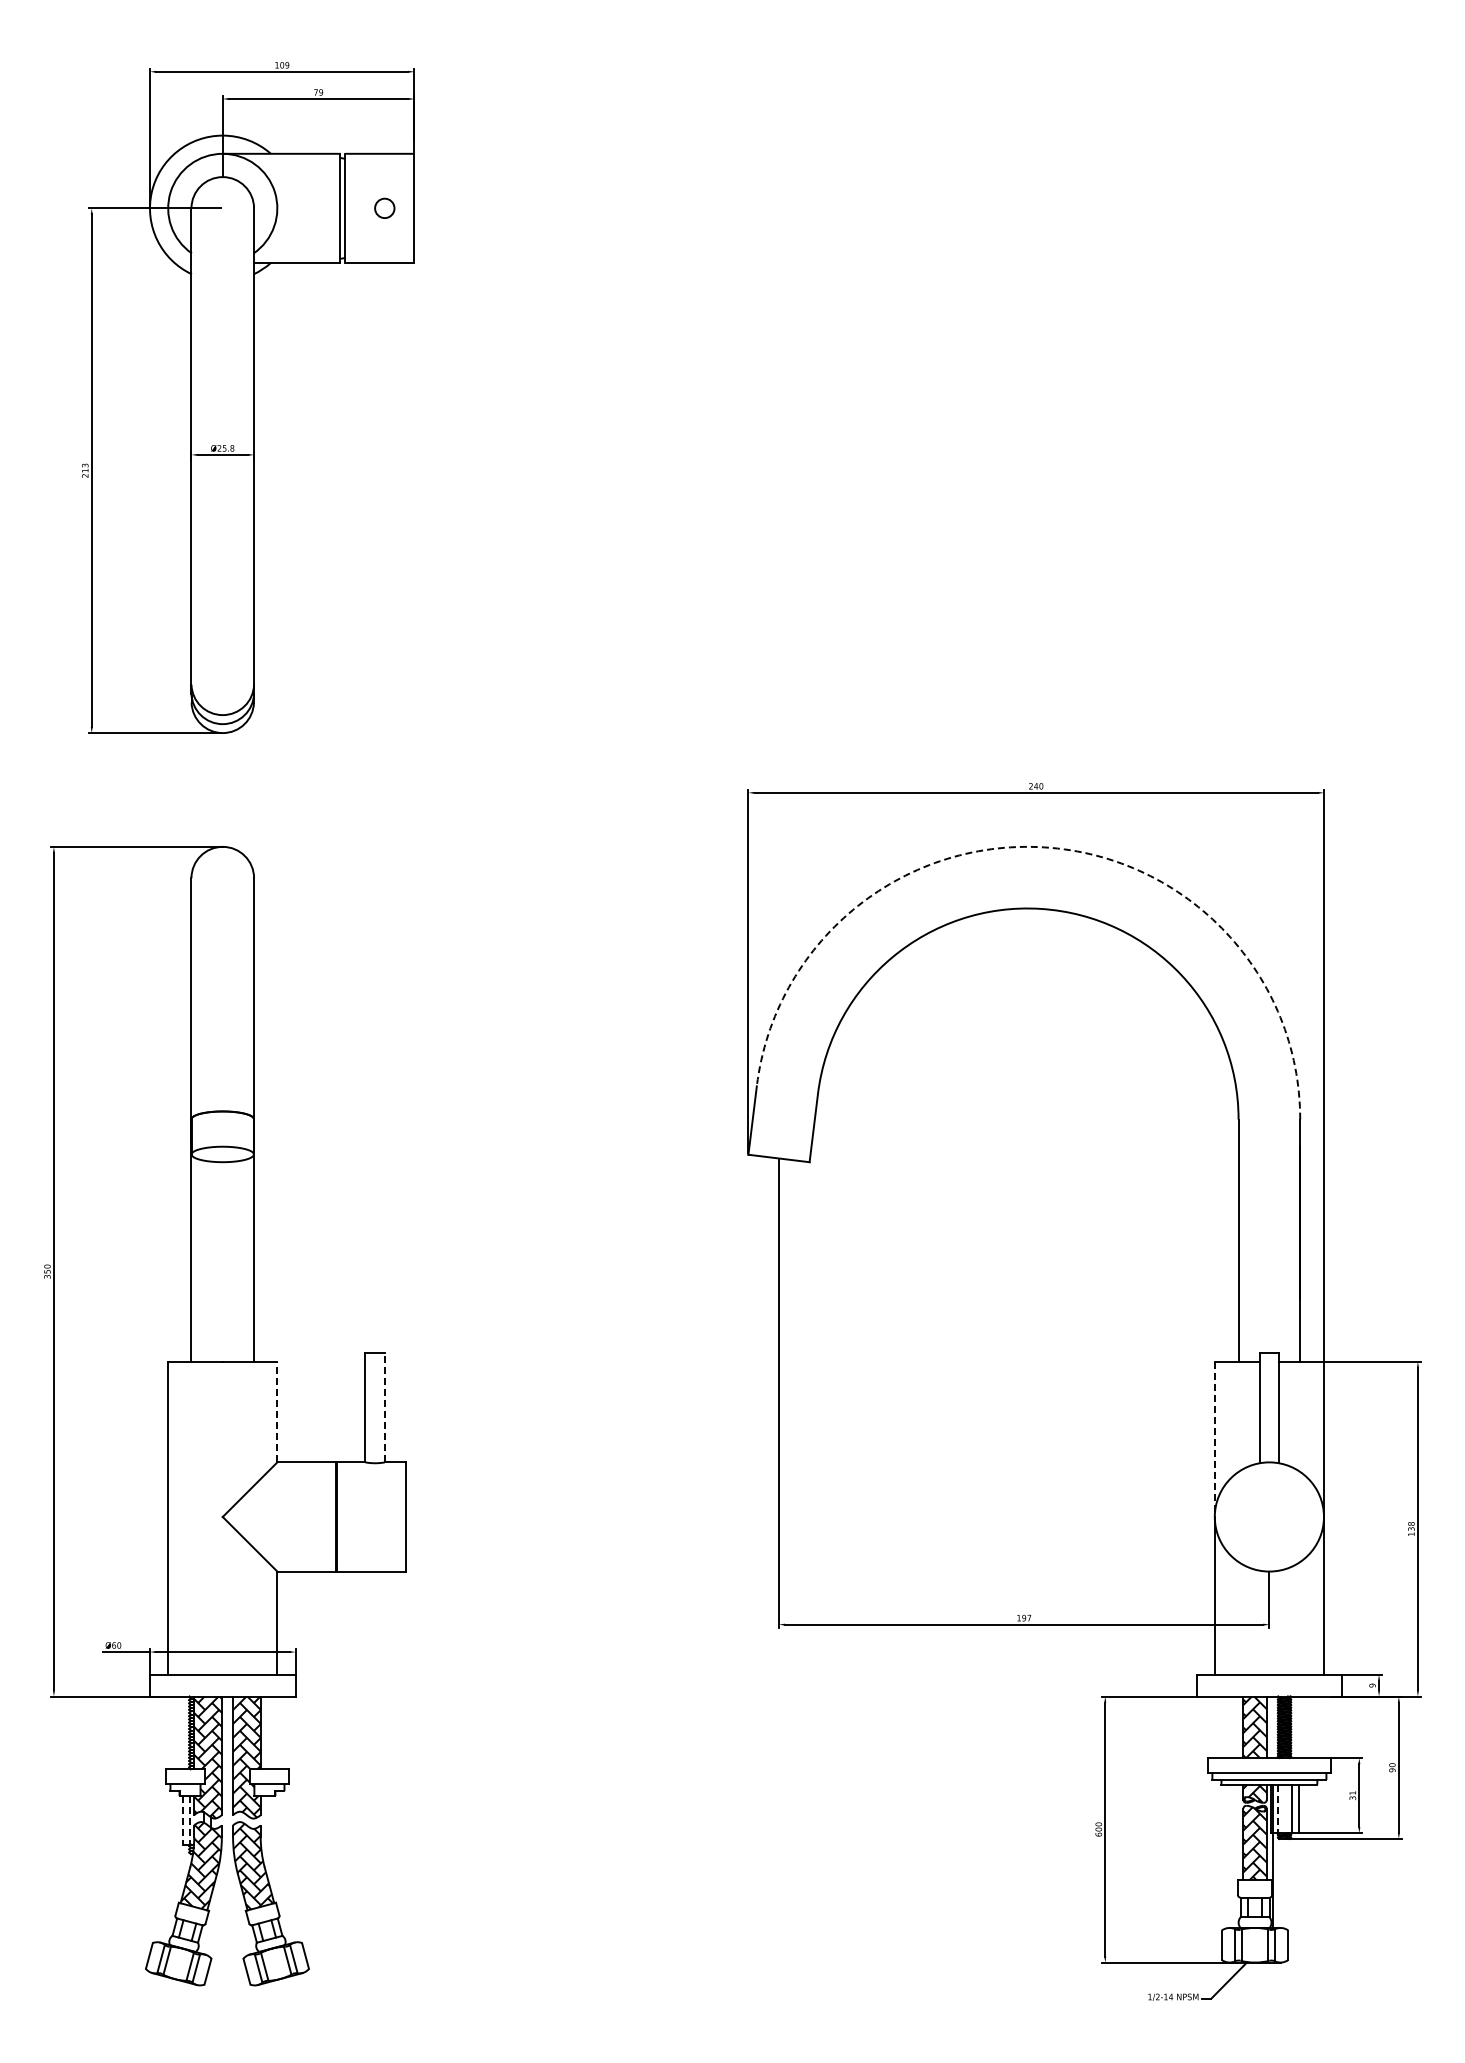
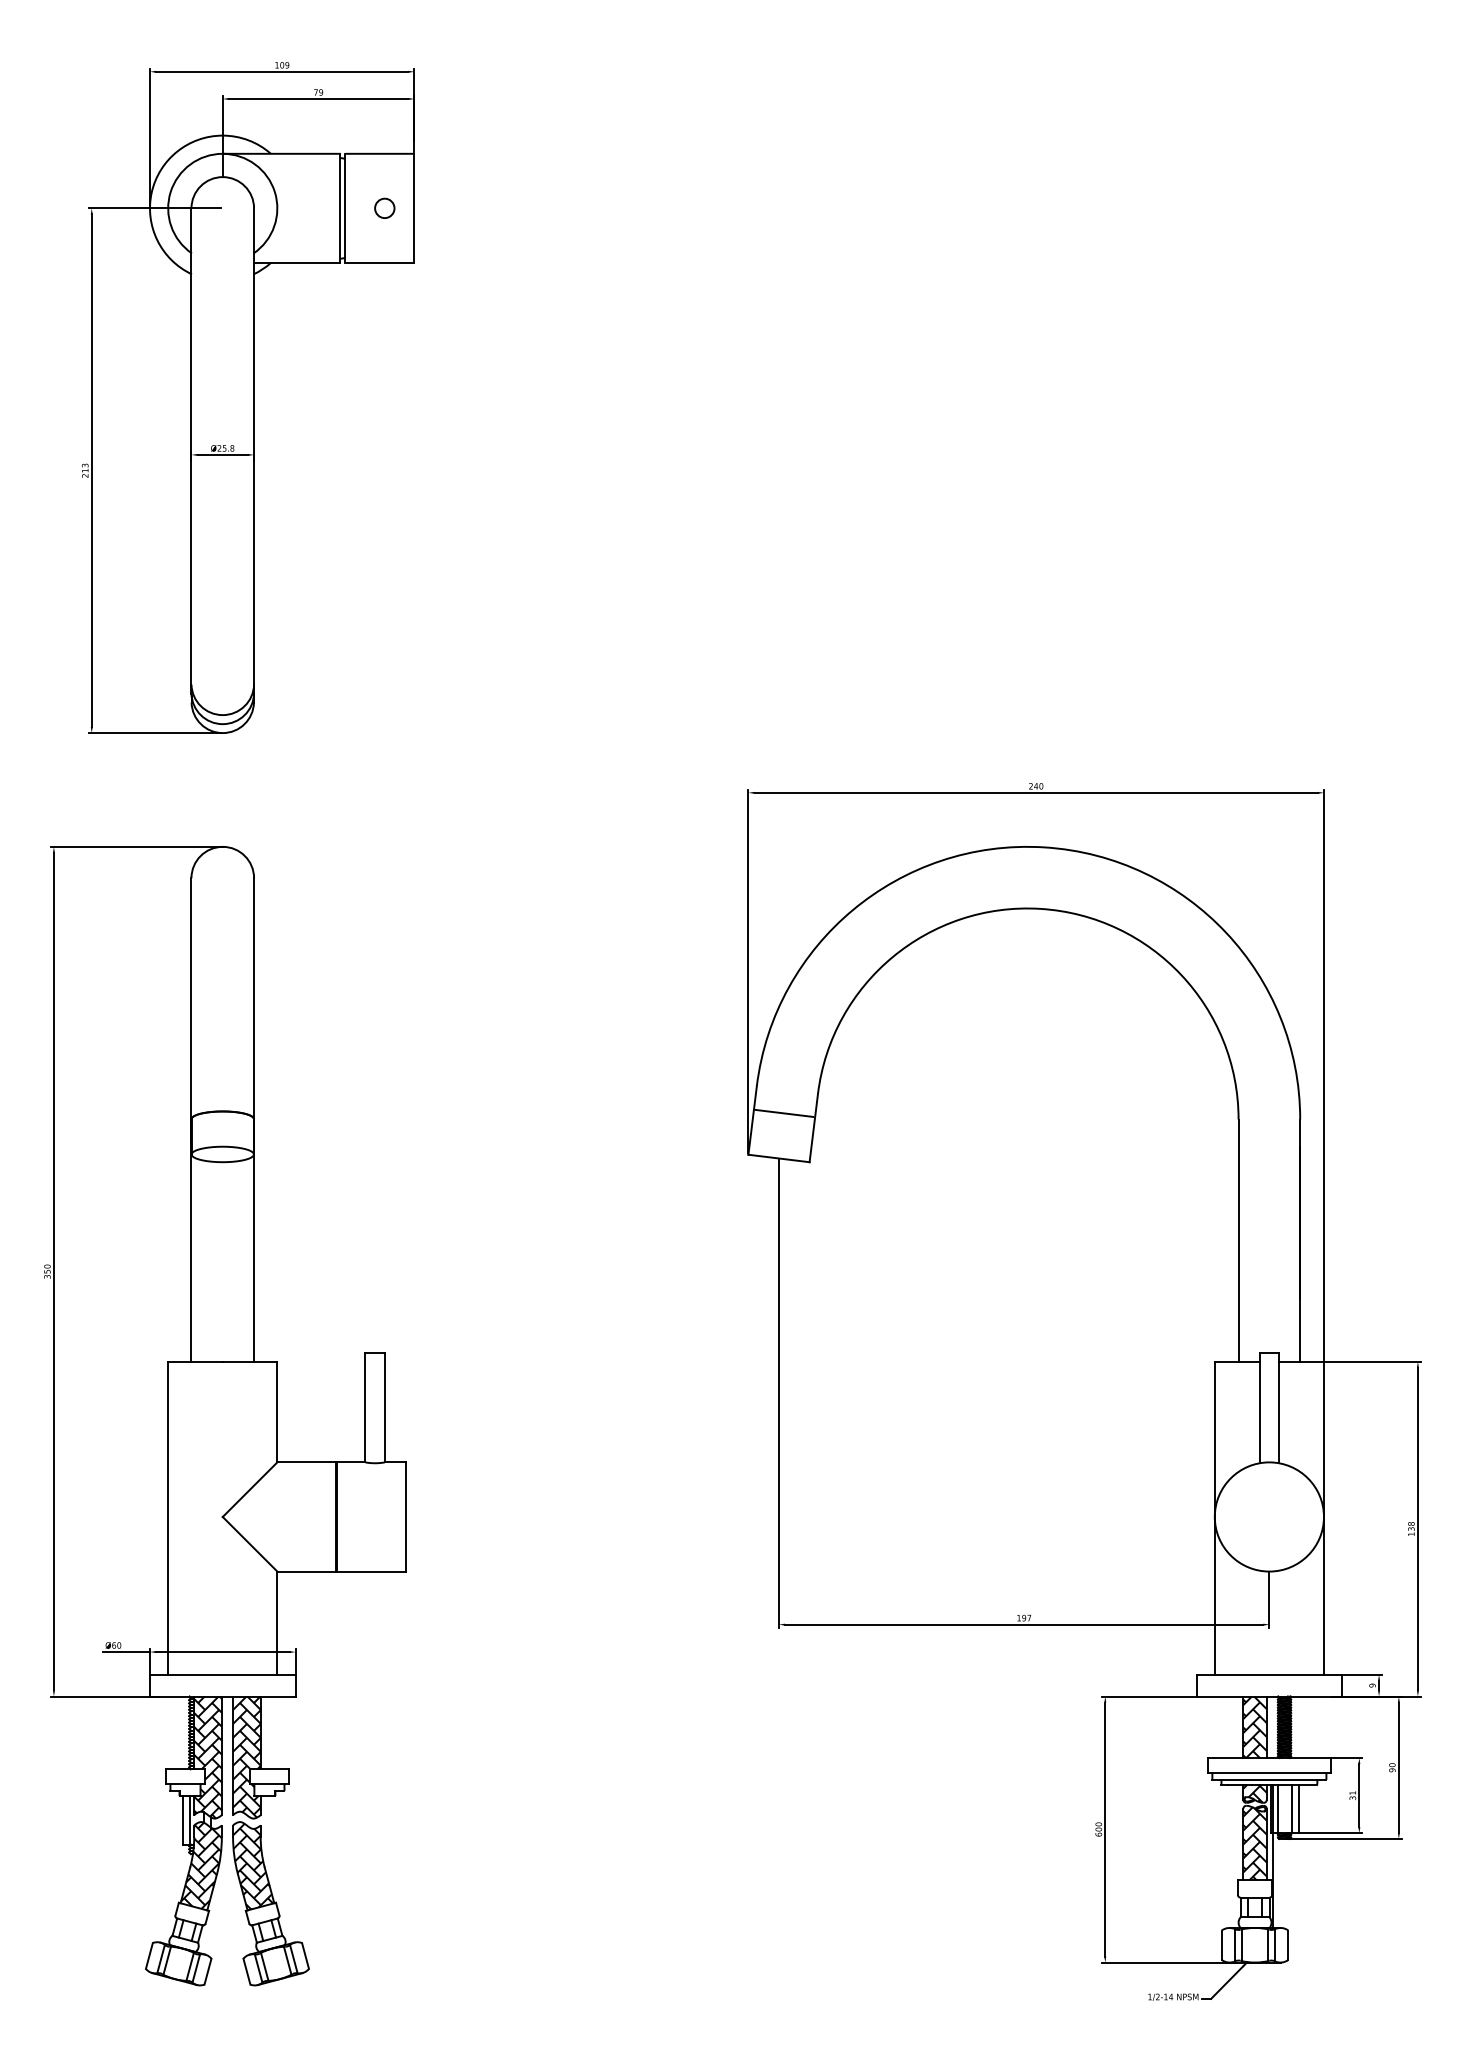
arc: dashed -> solid (1044, 847)
line: none -> present (783, 1112)
line: dashed -> solid (384, 1407)
line: dashed -> solid (277, 1411)
line: dashed -> solid (1214, 1443)
line: dashed -> solid (1277, 1809)
line: dashed -> solid (182, 1820)
line: dashed -> solid (189, 1820)
